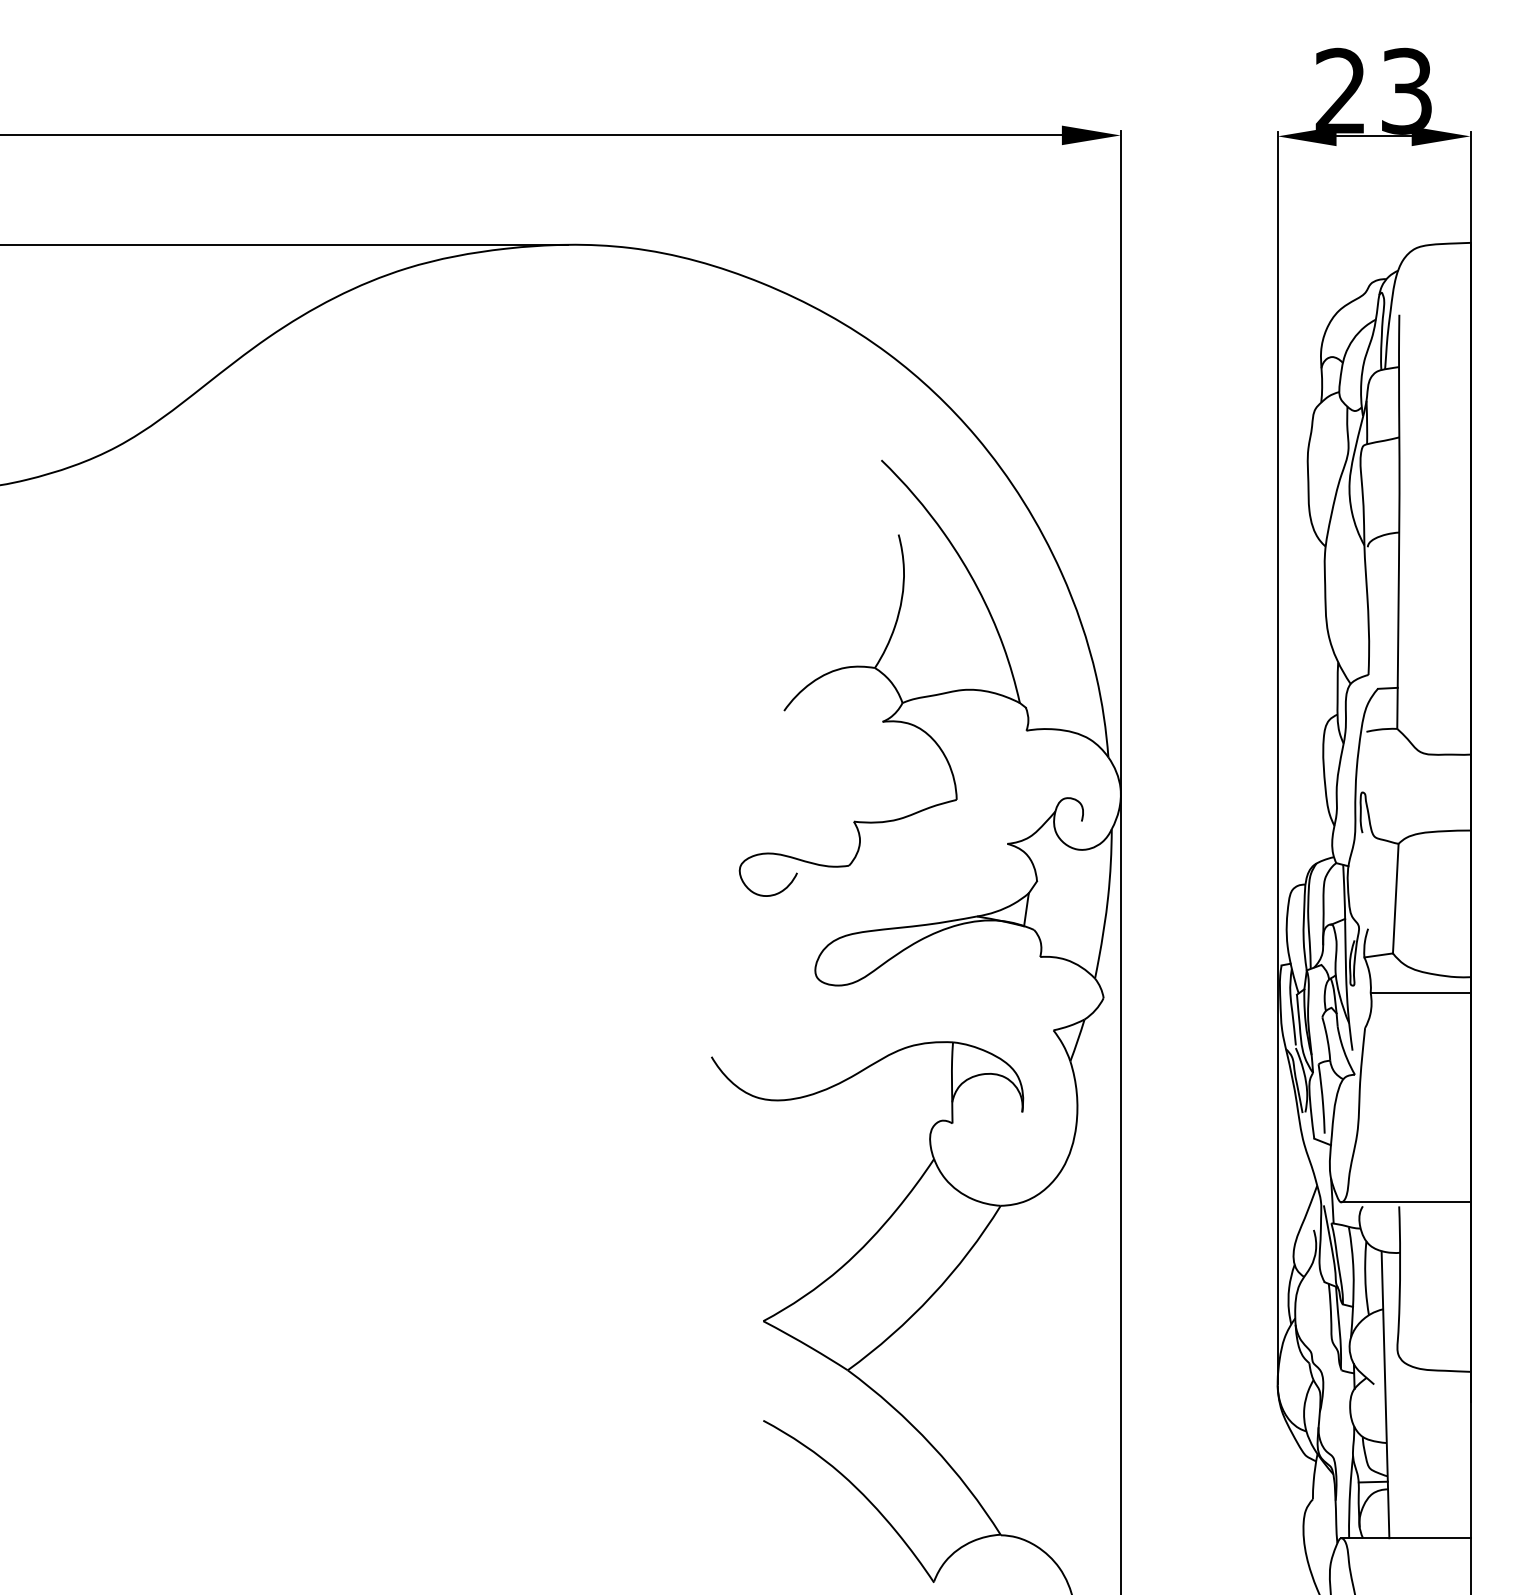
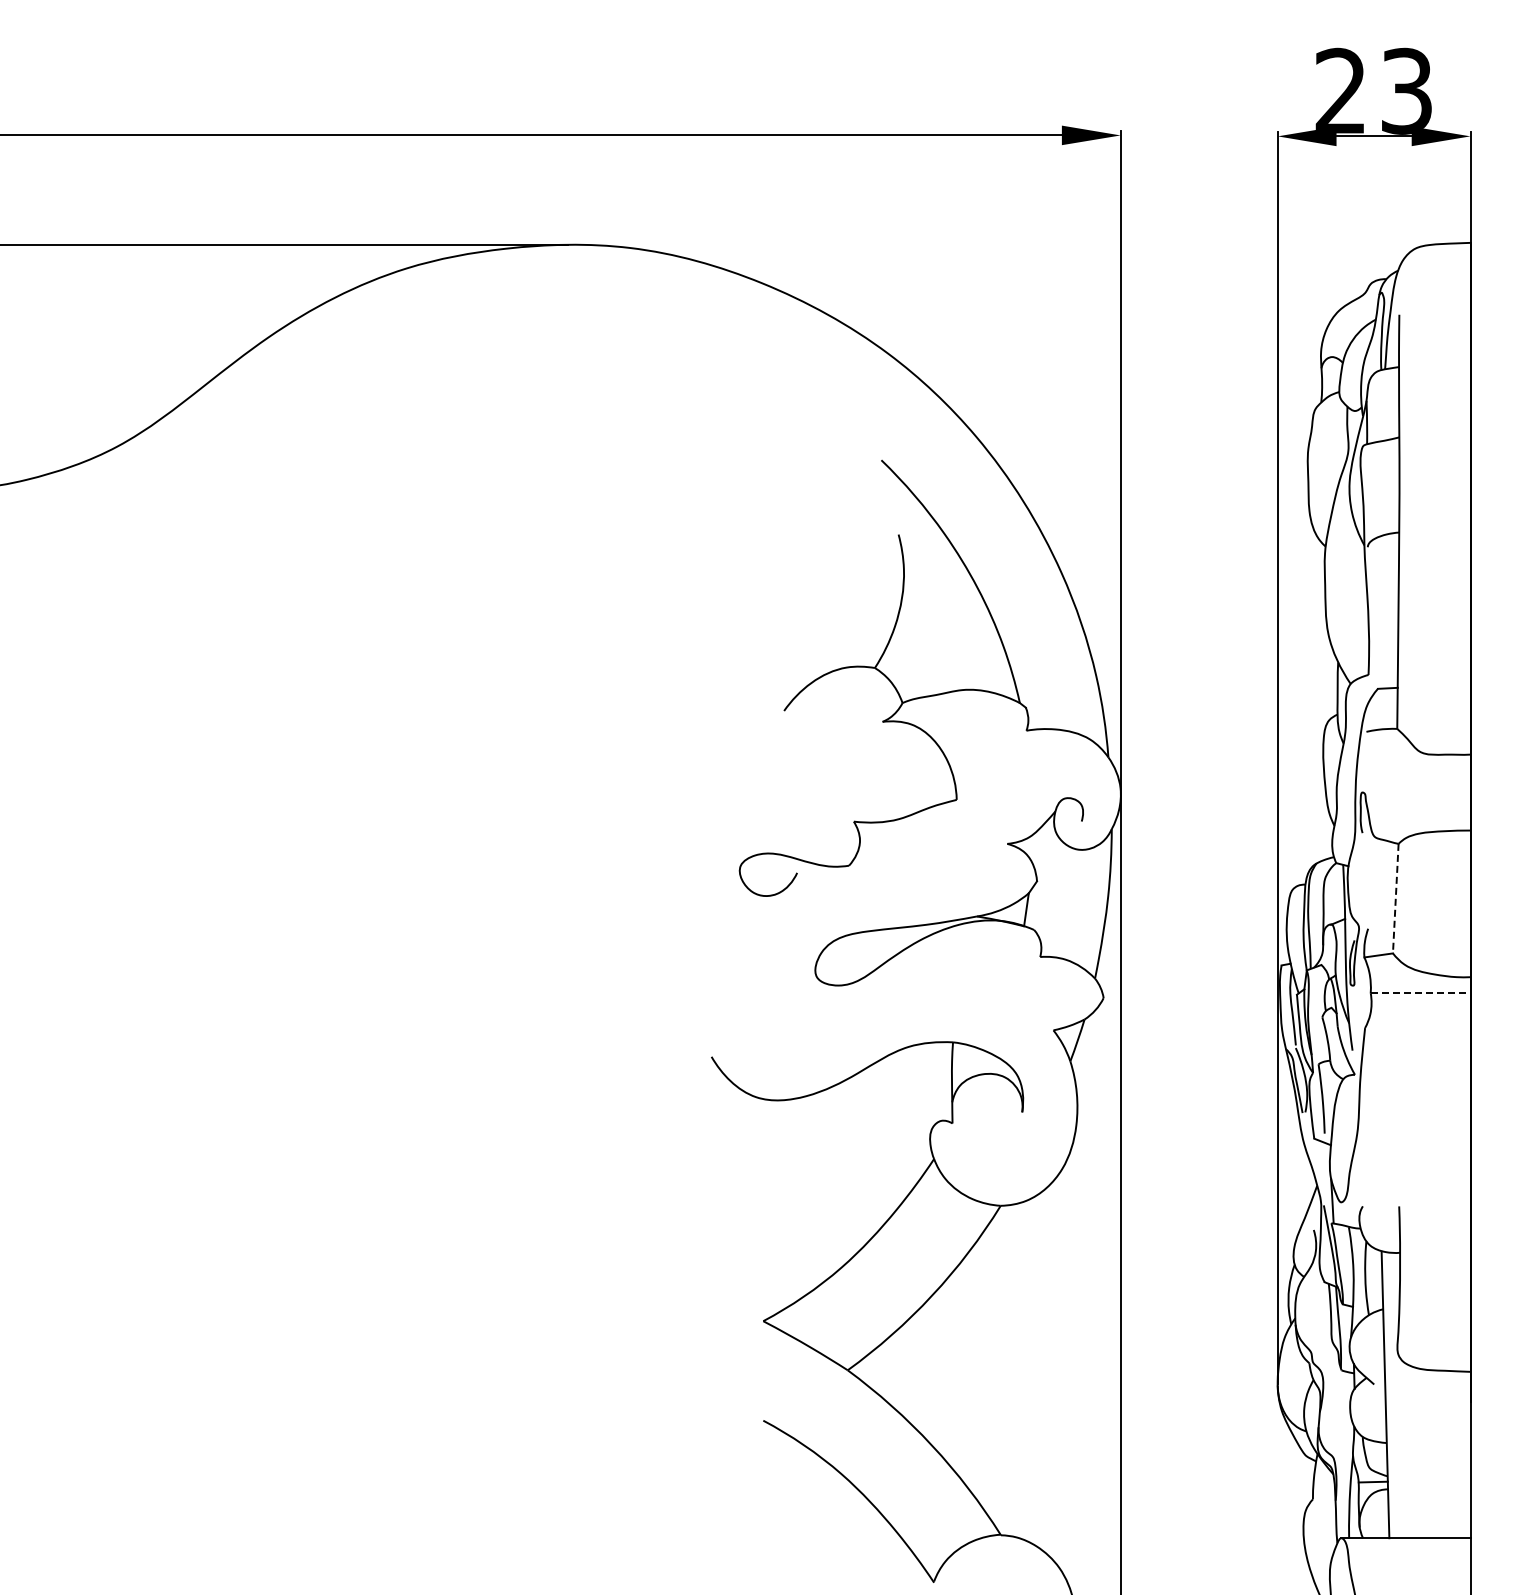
line: solid -> dashed (1395, 898)
line: solid -> dashed (1420, 993)
line: present -> none (1405, 1202)
